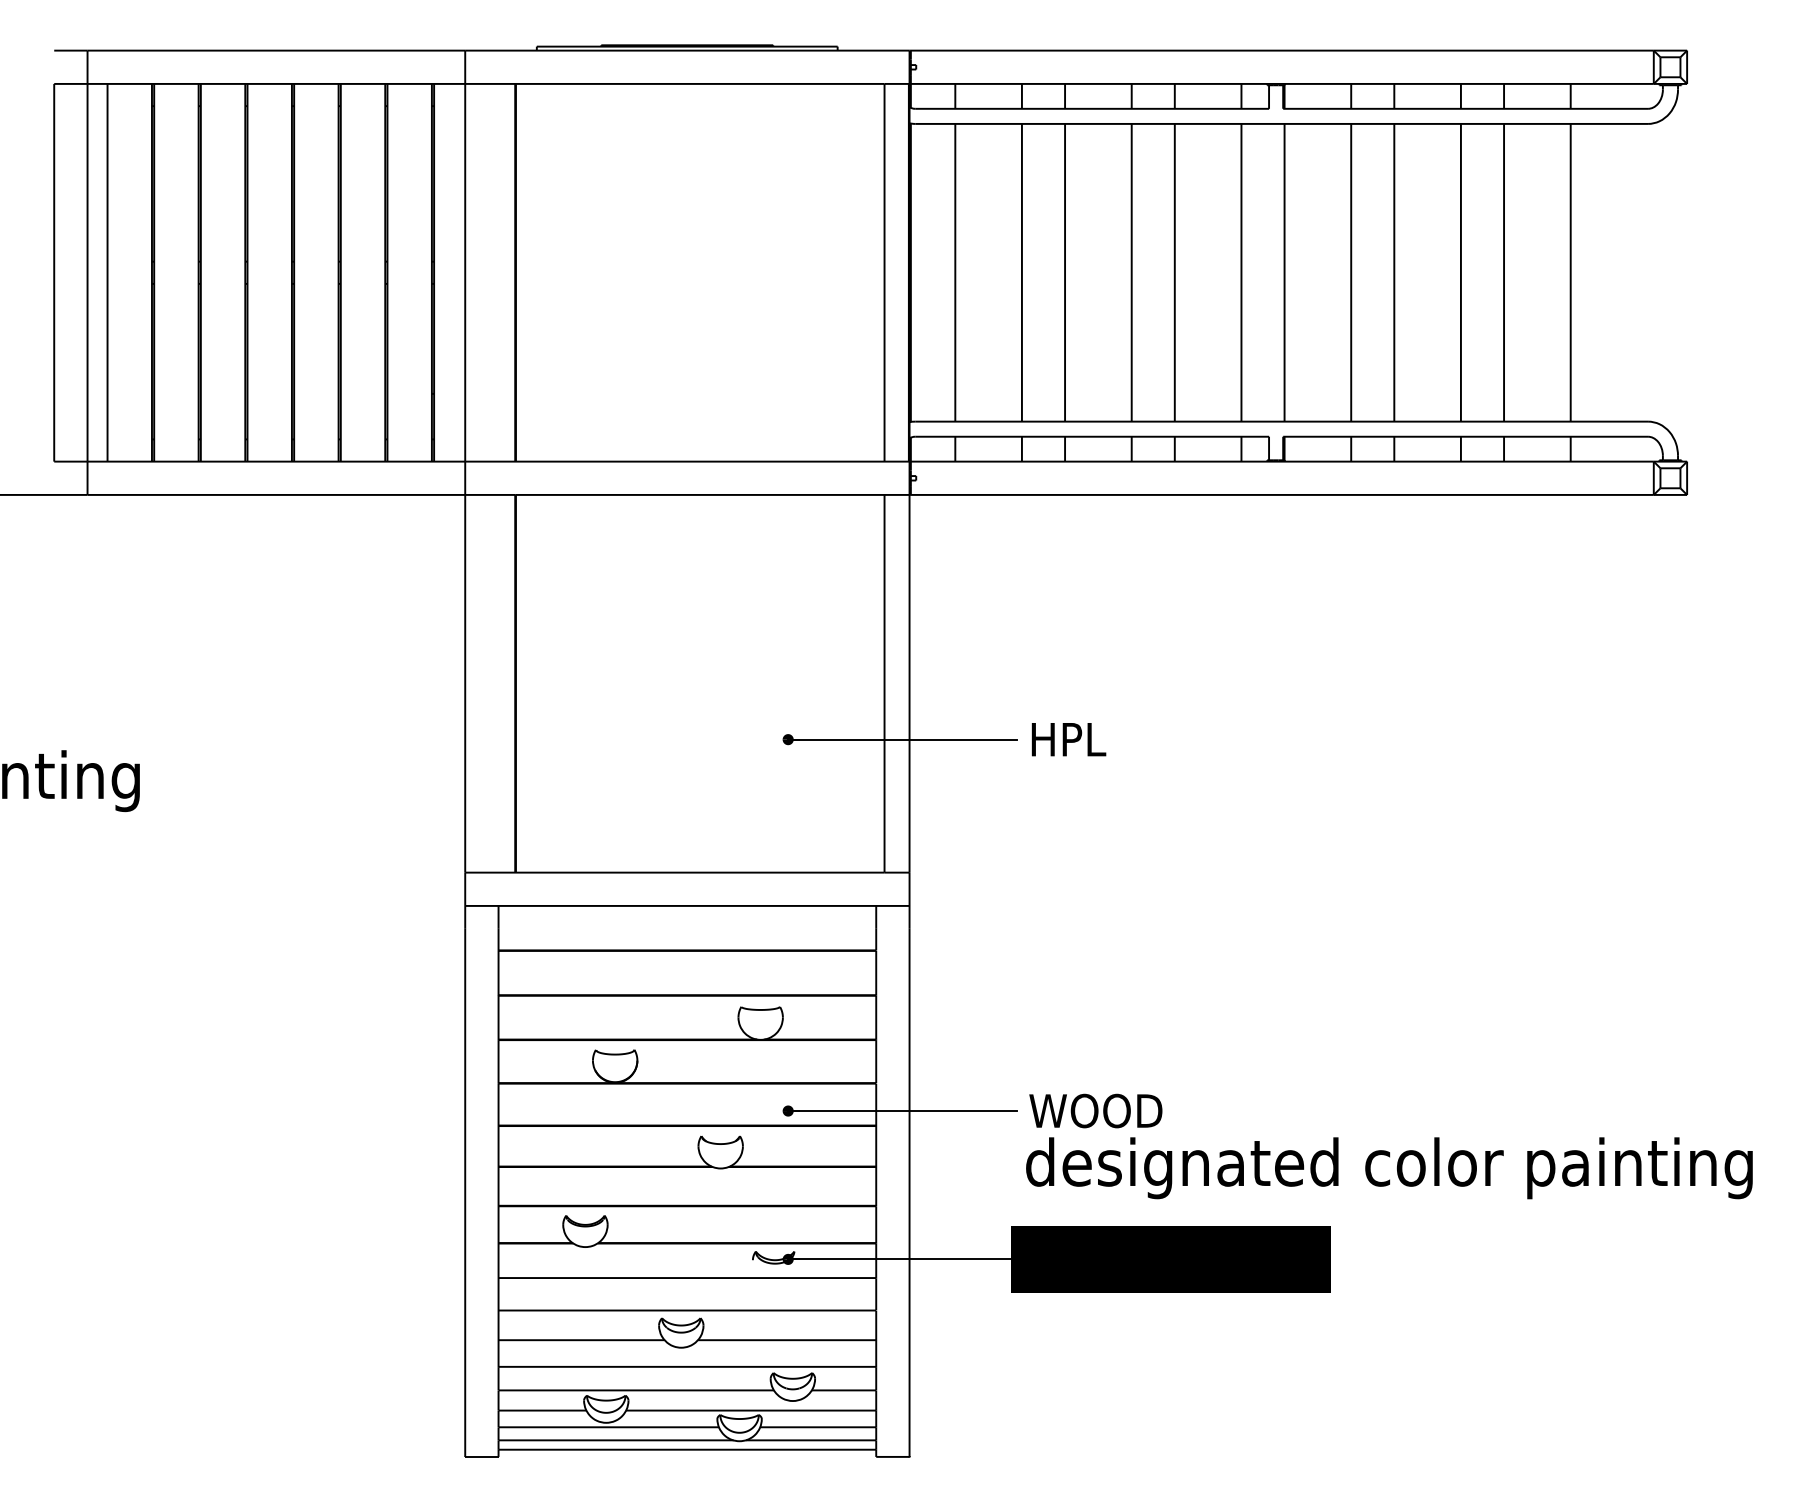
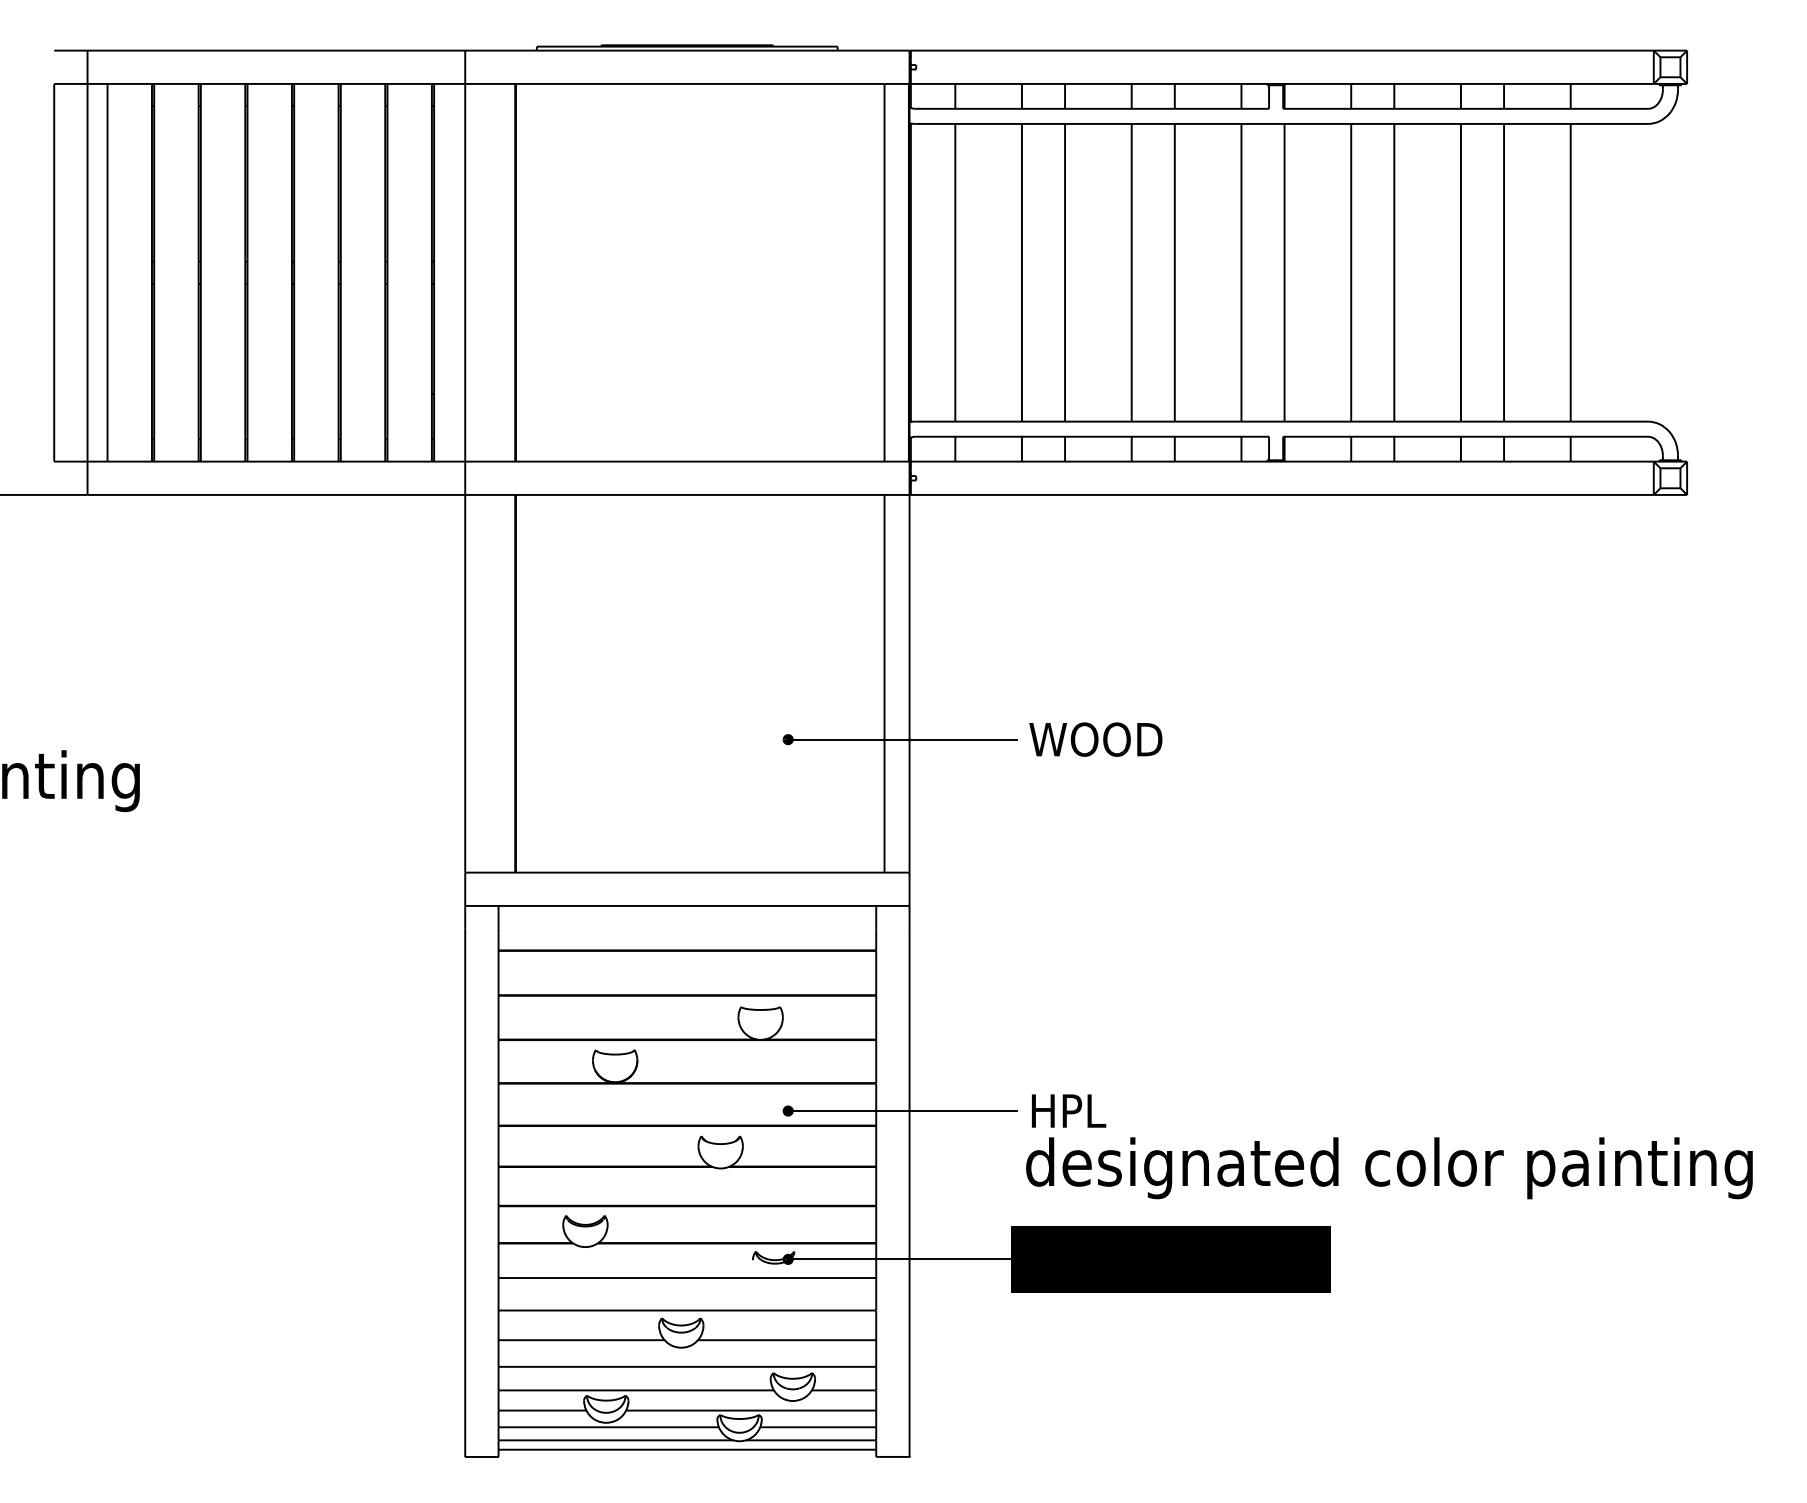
text: HPL -> WOOD (1095, 739)
text: WOOD -> HPL (1095, 1110)
